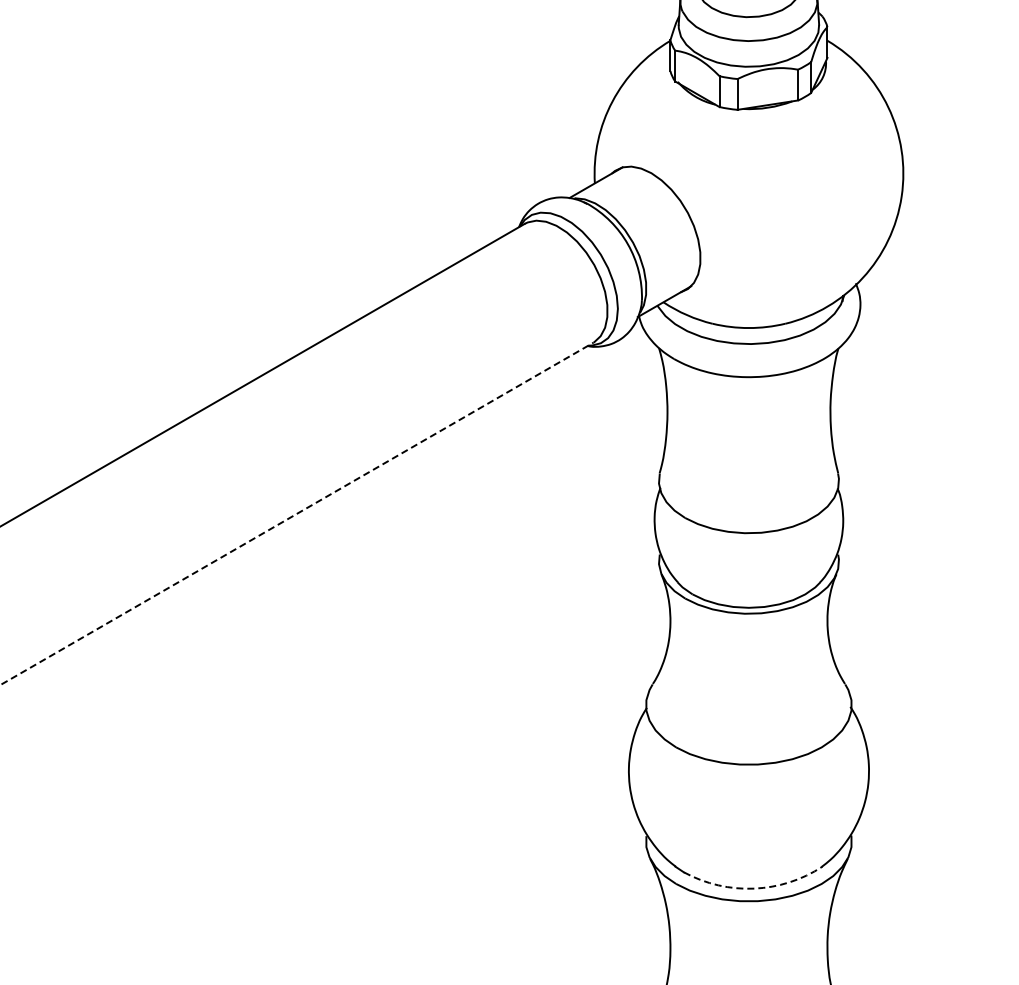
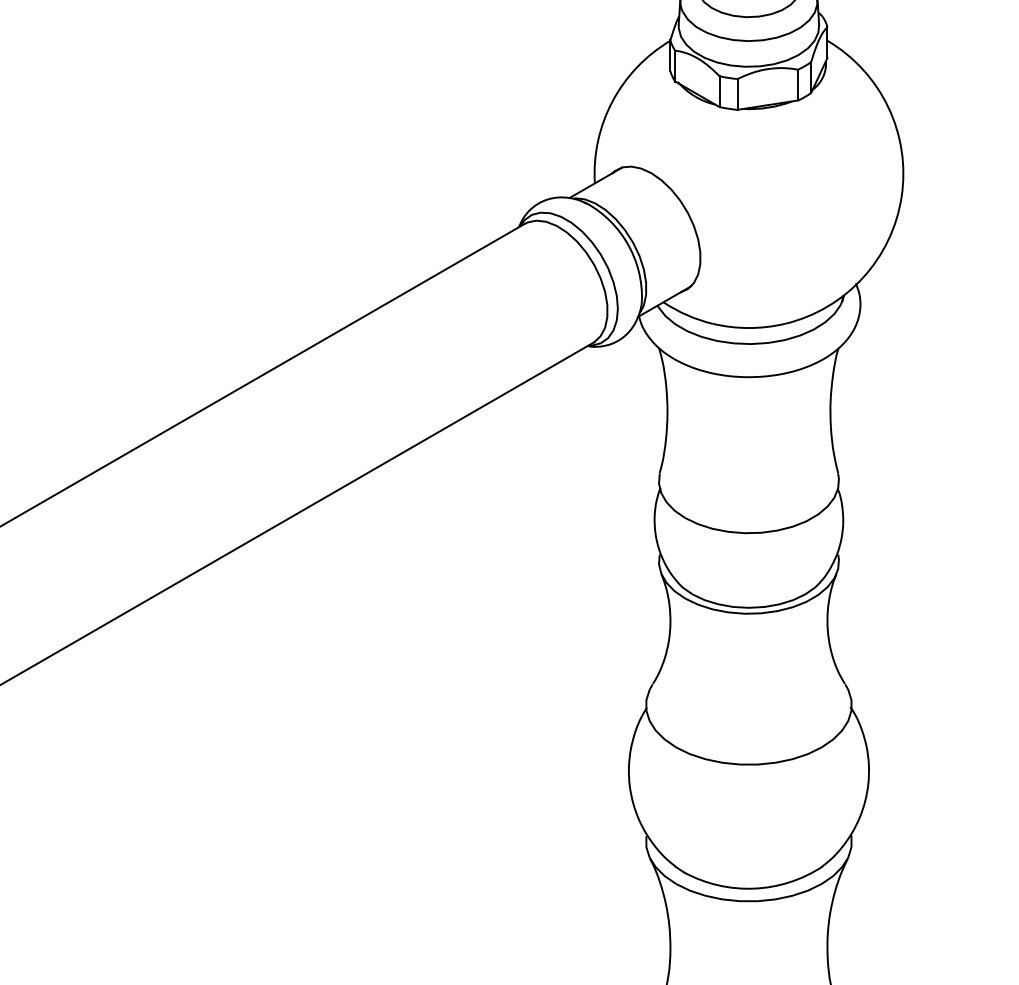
line: dashed -> solid (297, 513)
arc: dashed -> solid (754, 888)
